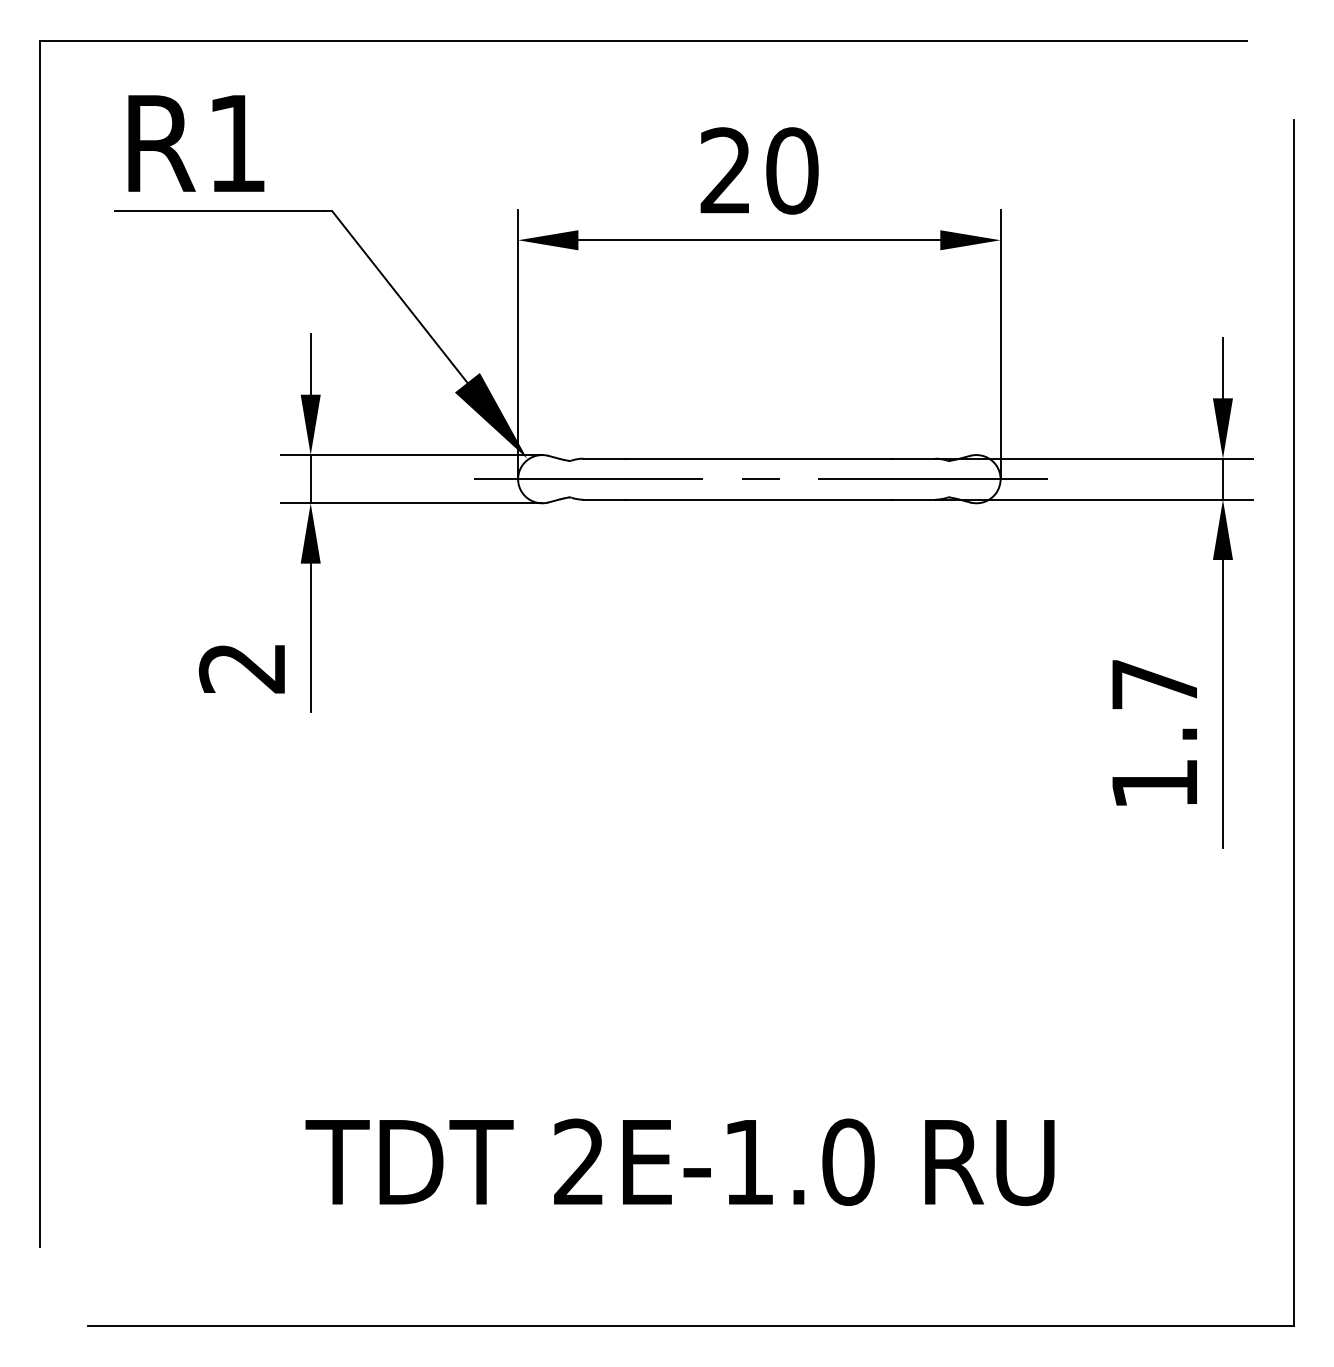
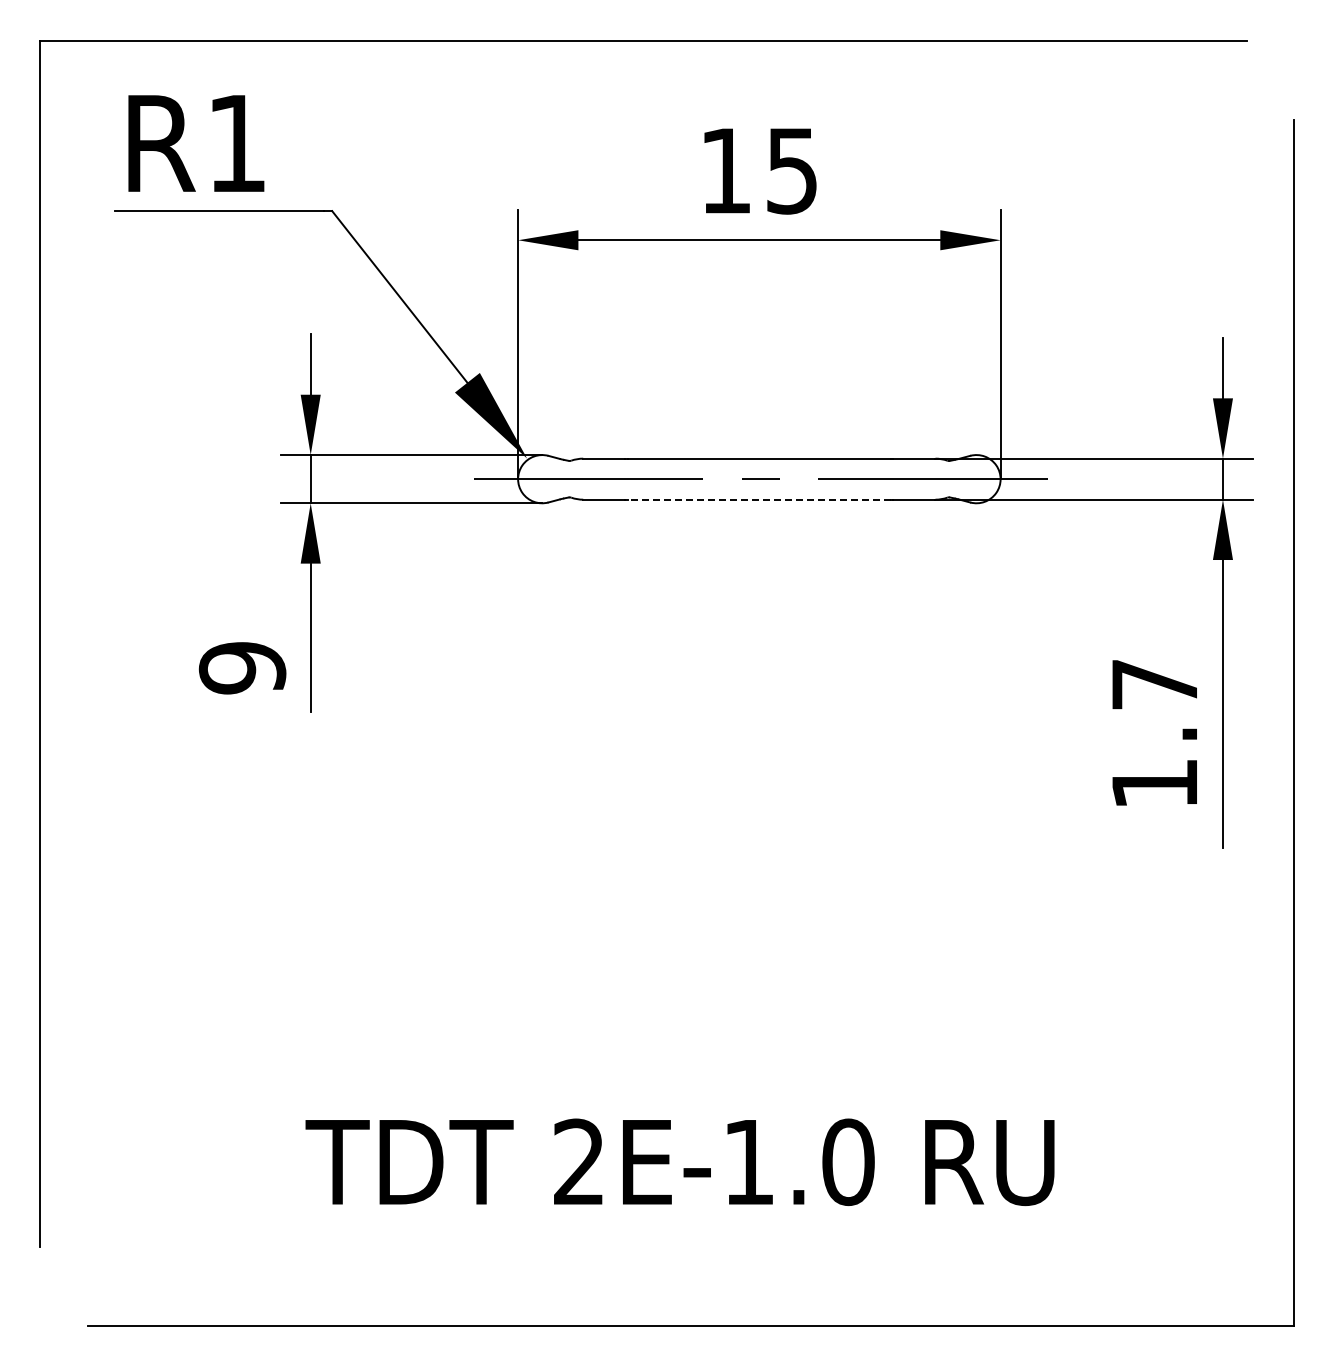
text: 20 -> 15 (759, 170)
line: solid -> dashed (758, 499)
text: 2 -> 9 (242, 668)
